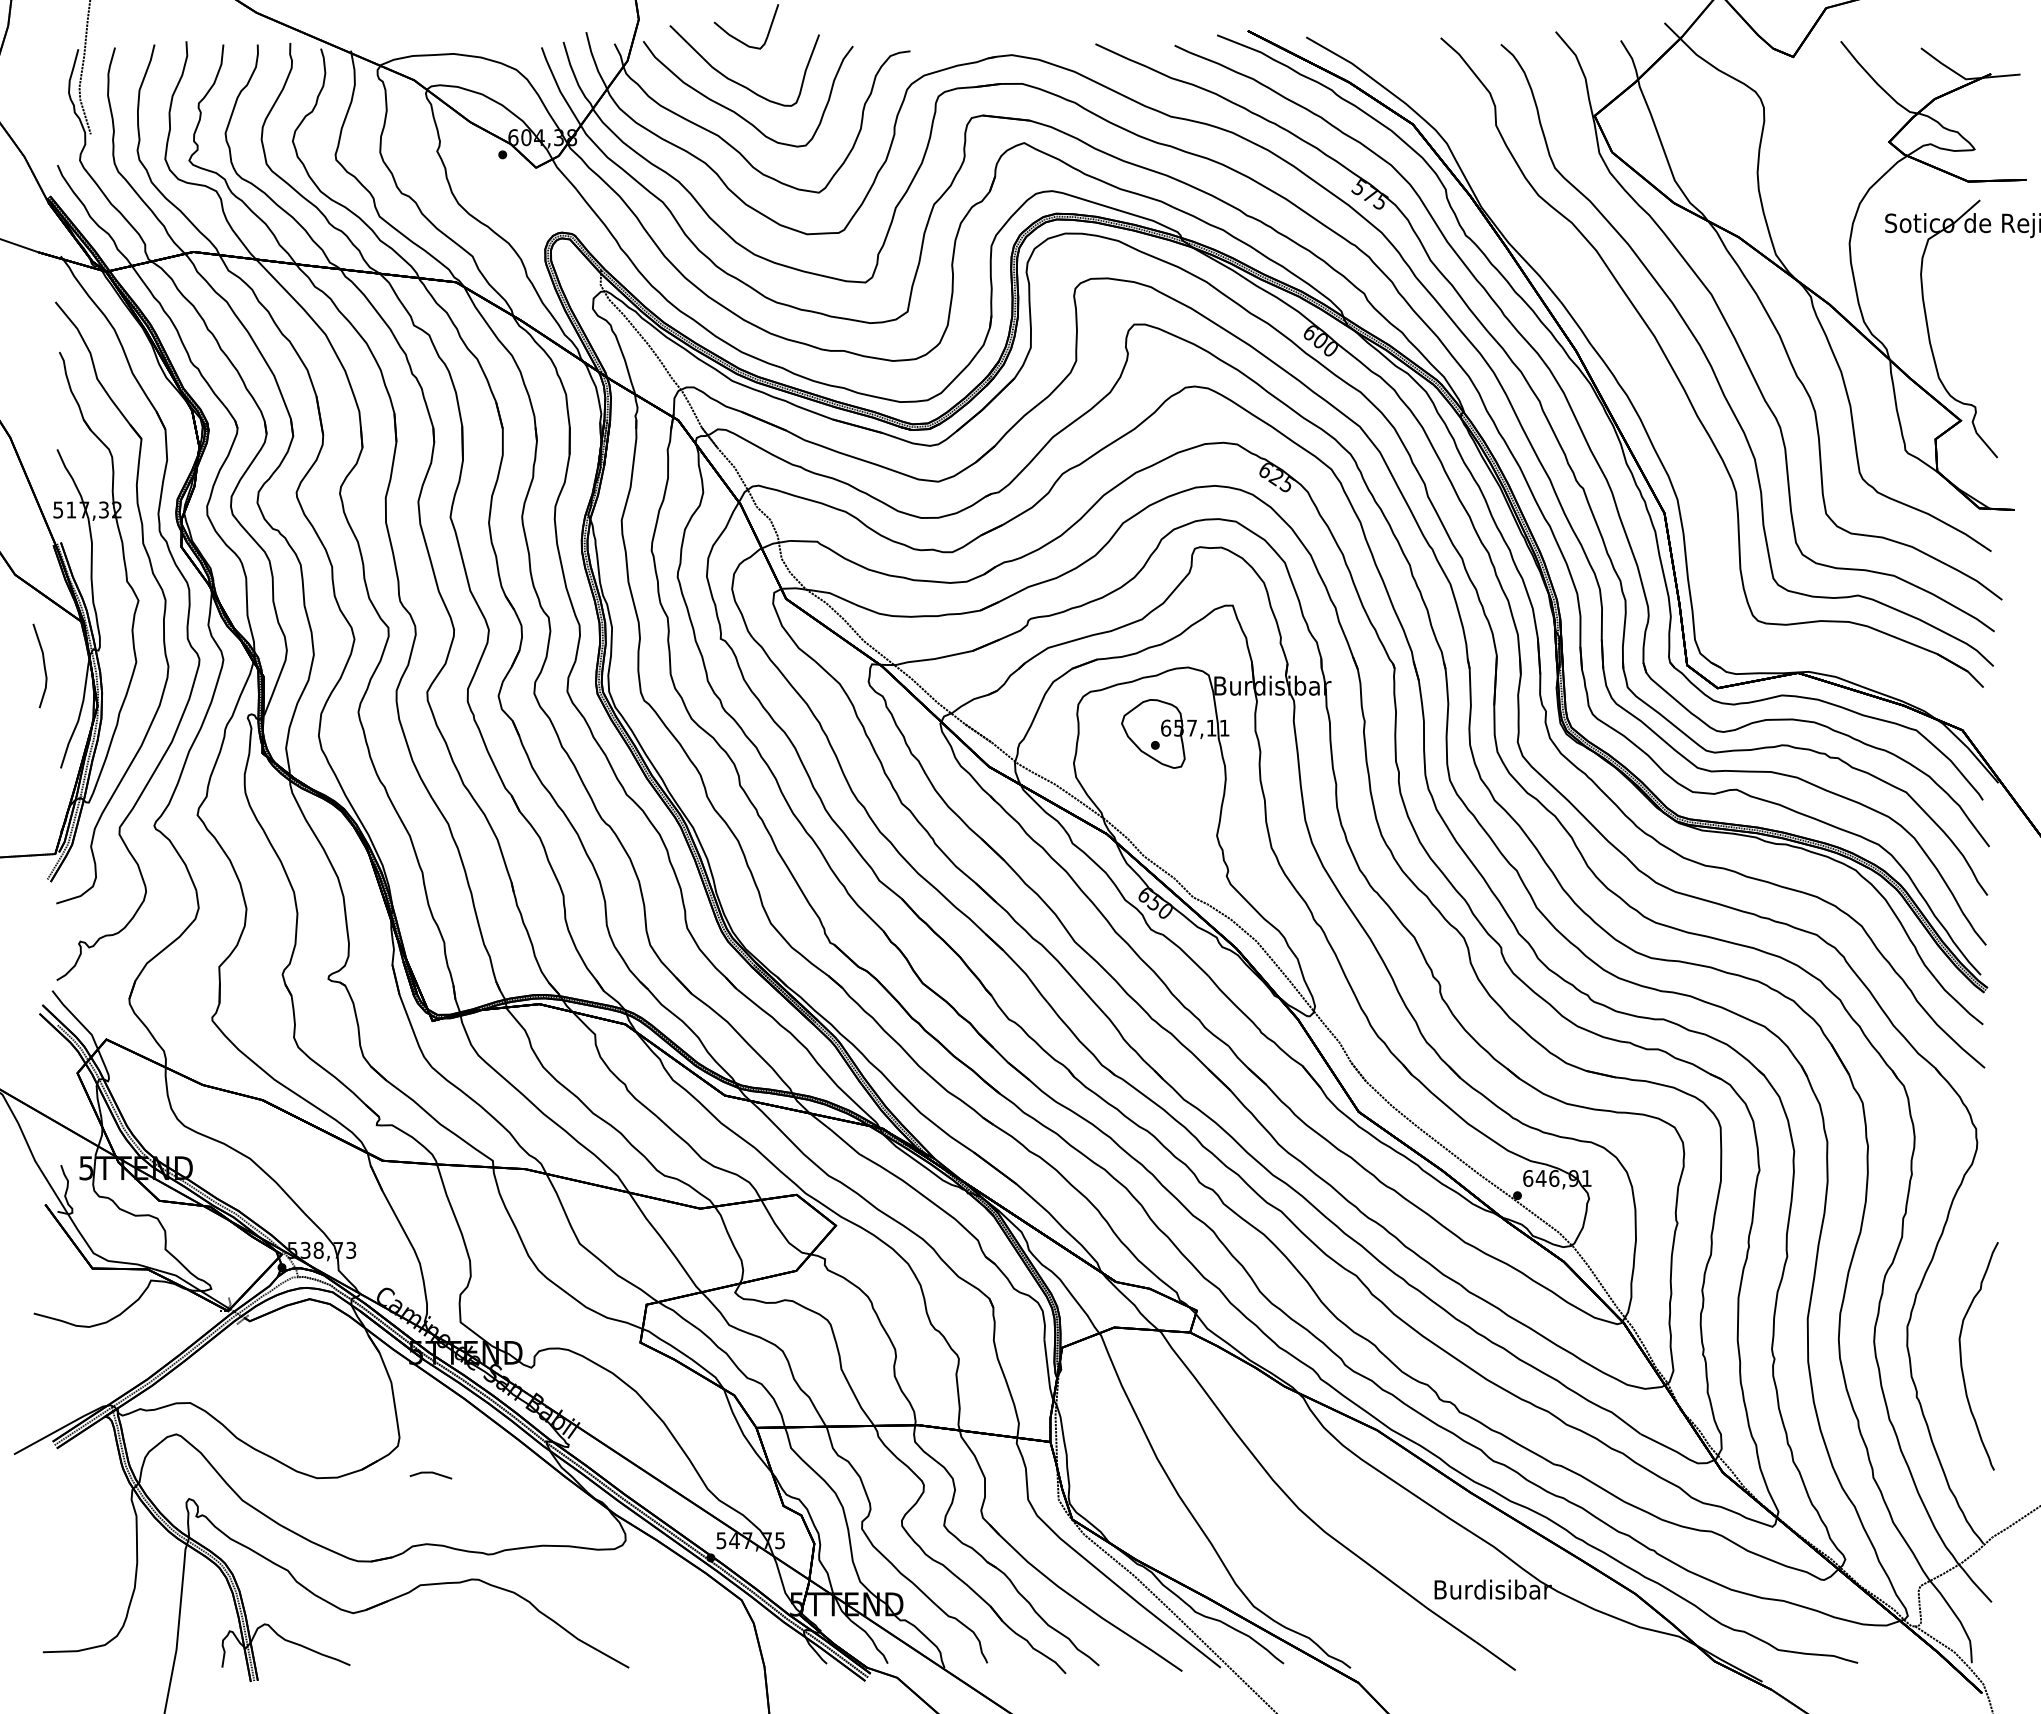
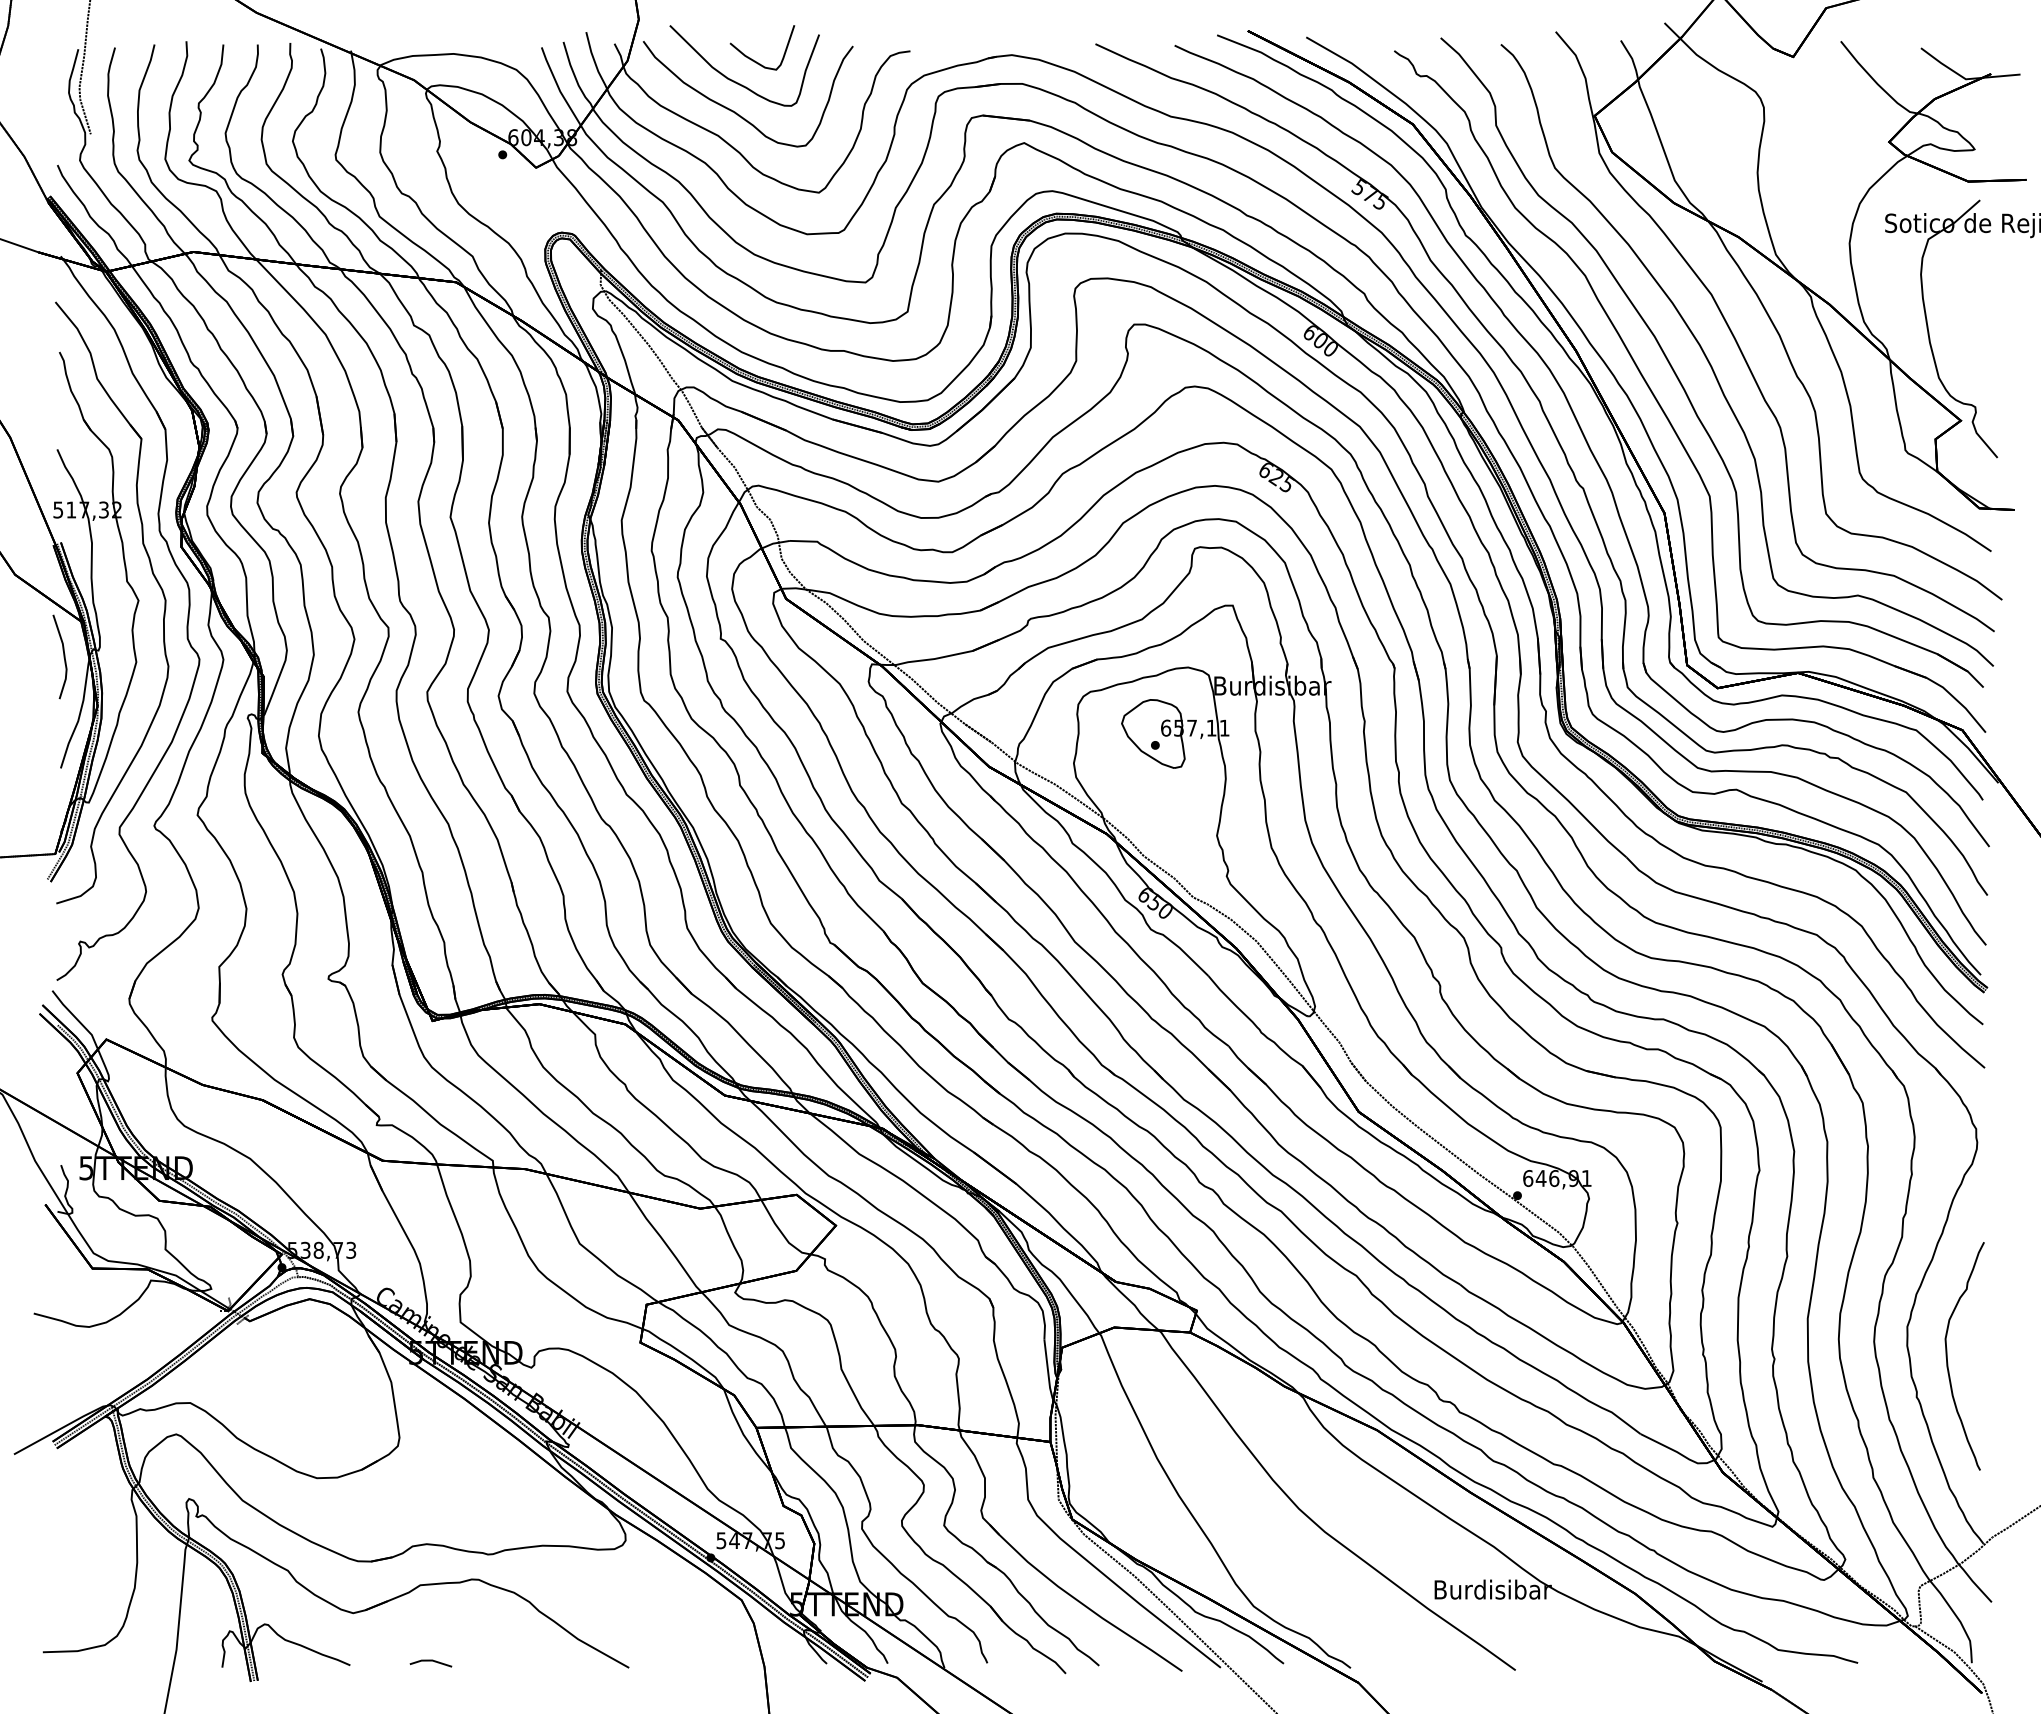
curve position: (739, 39) -> (755, 60) (755, 60)
part: none -> present (1662, 407)
part position: (39, 665) -> (59, 656) (59, 656)
curve position: (1961, 1356) -> (1947, 1356) (1947, 1356)
line position: (430, 1473) -> (430, 1661) (430, 1661)
